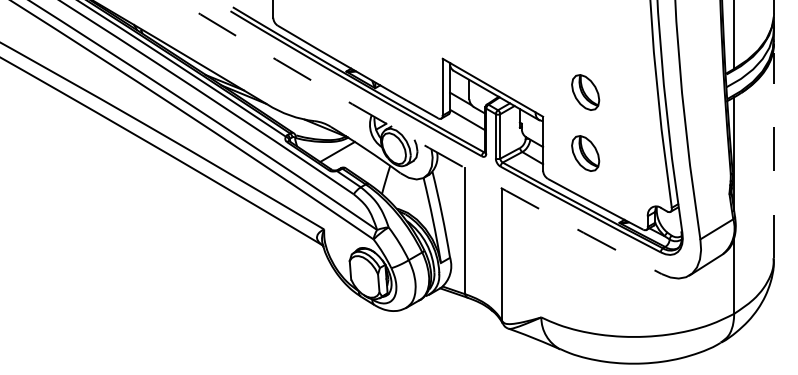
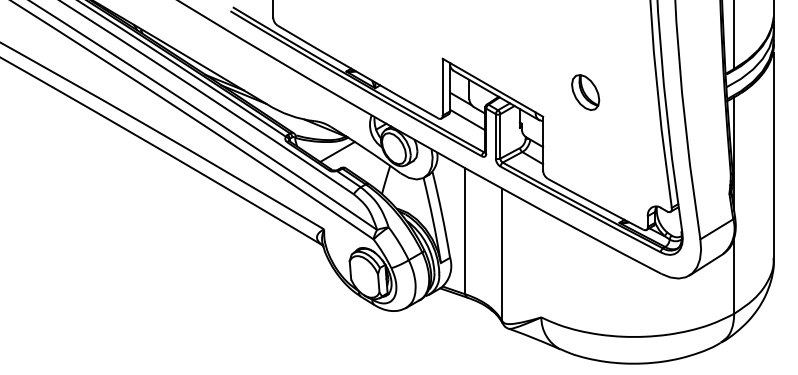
arc: dashed -> solid (417, 141)
part: present -> none (585, 153)
line: dashed -> solid (774, 155)
